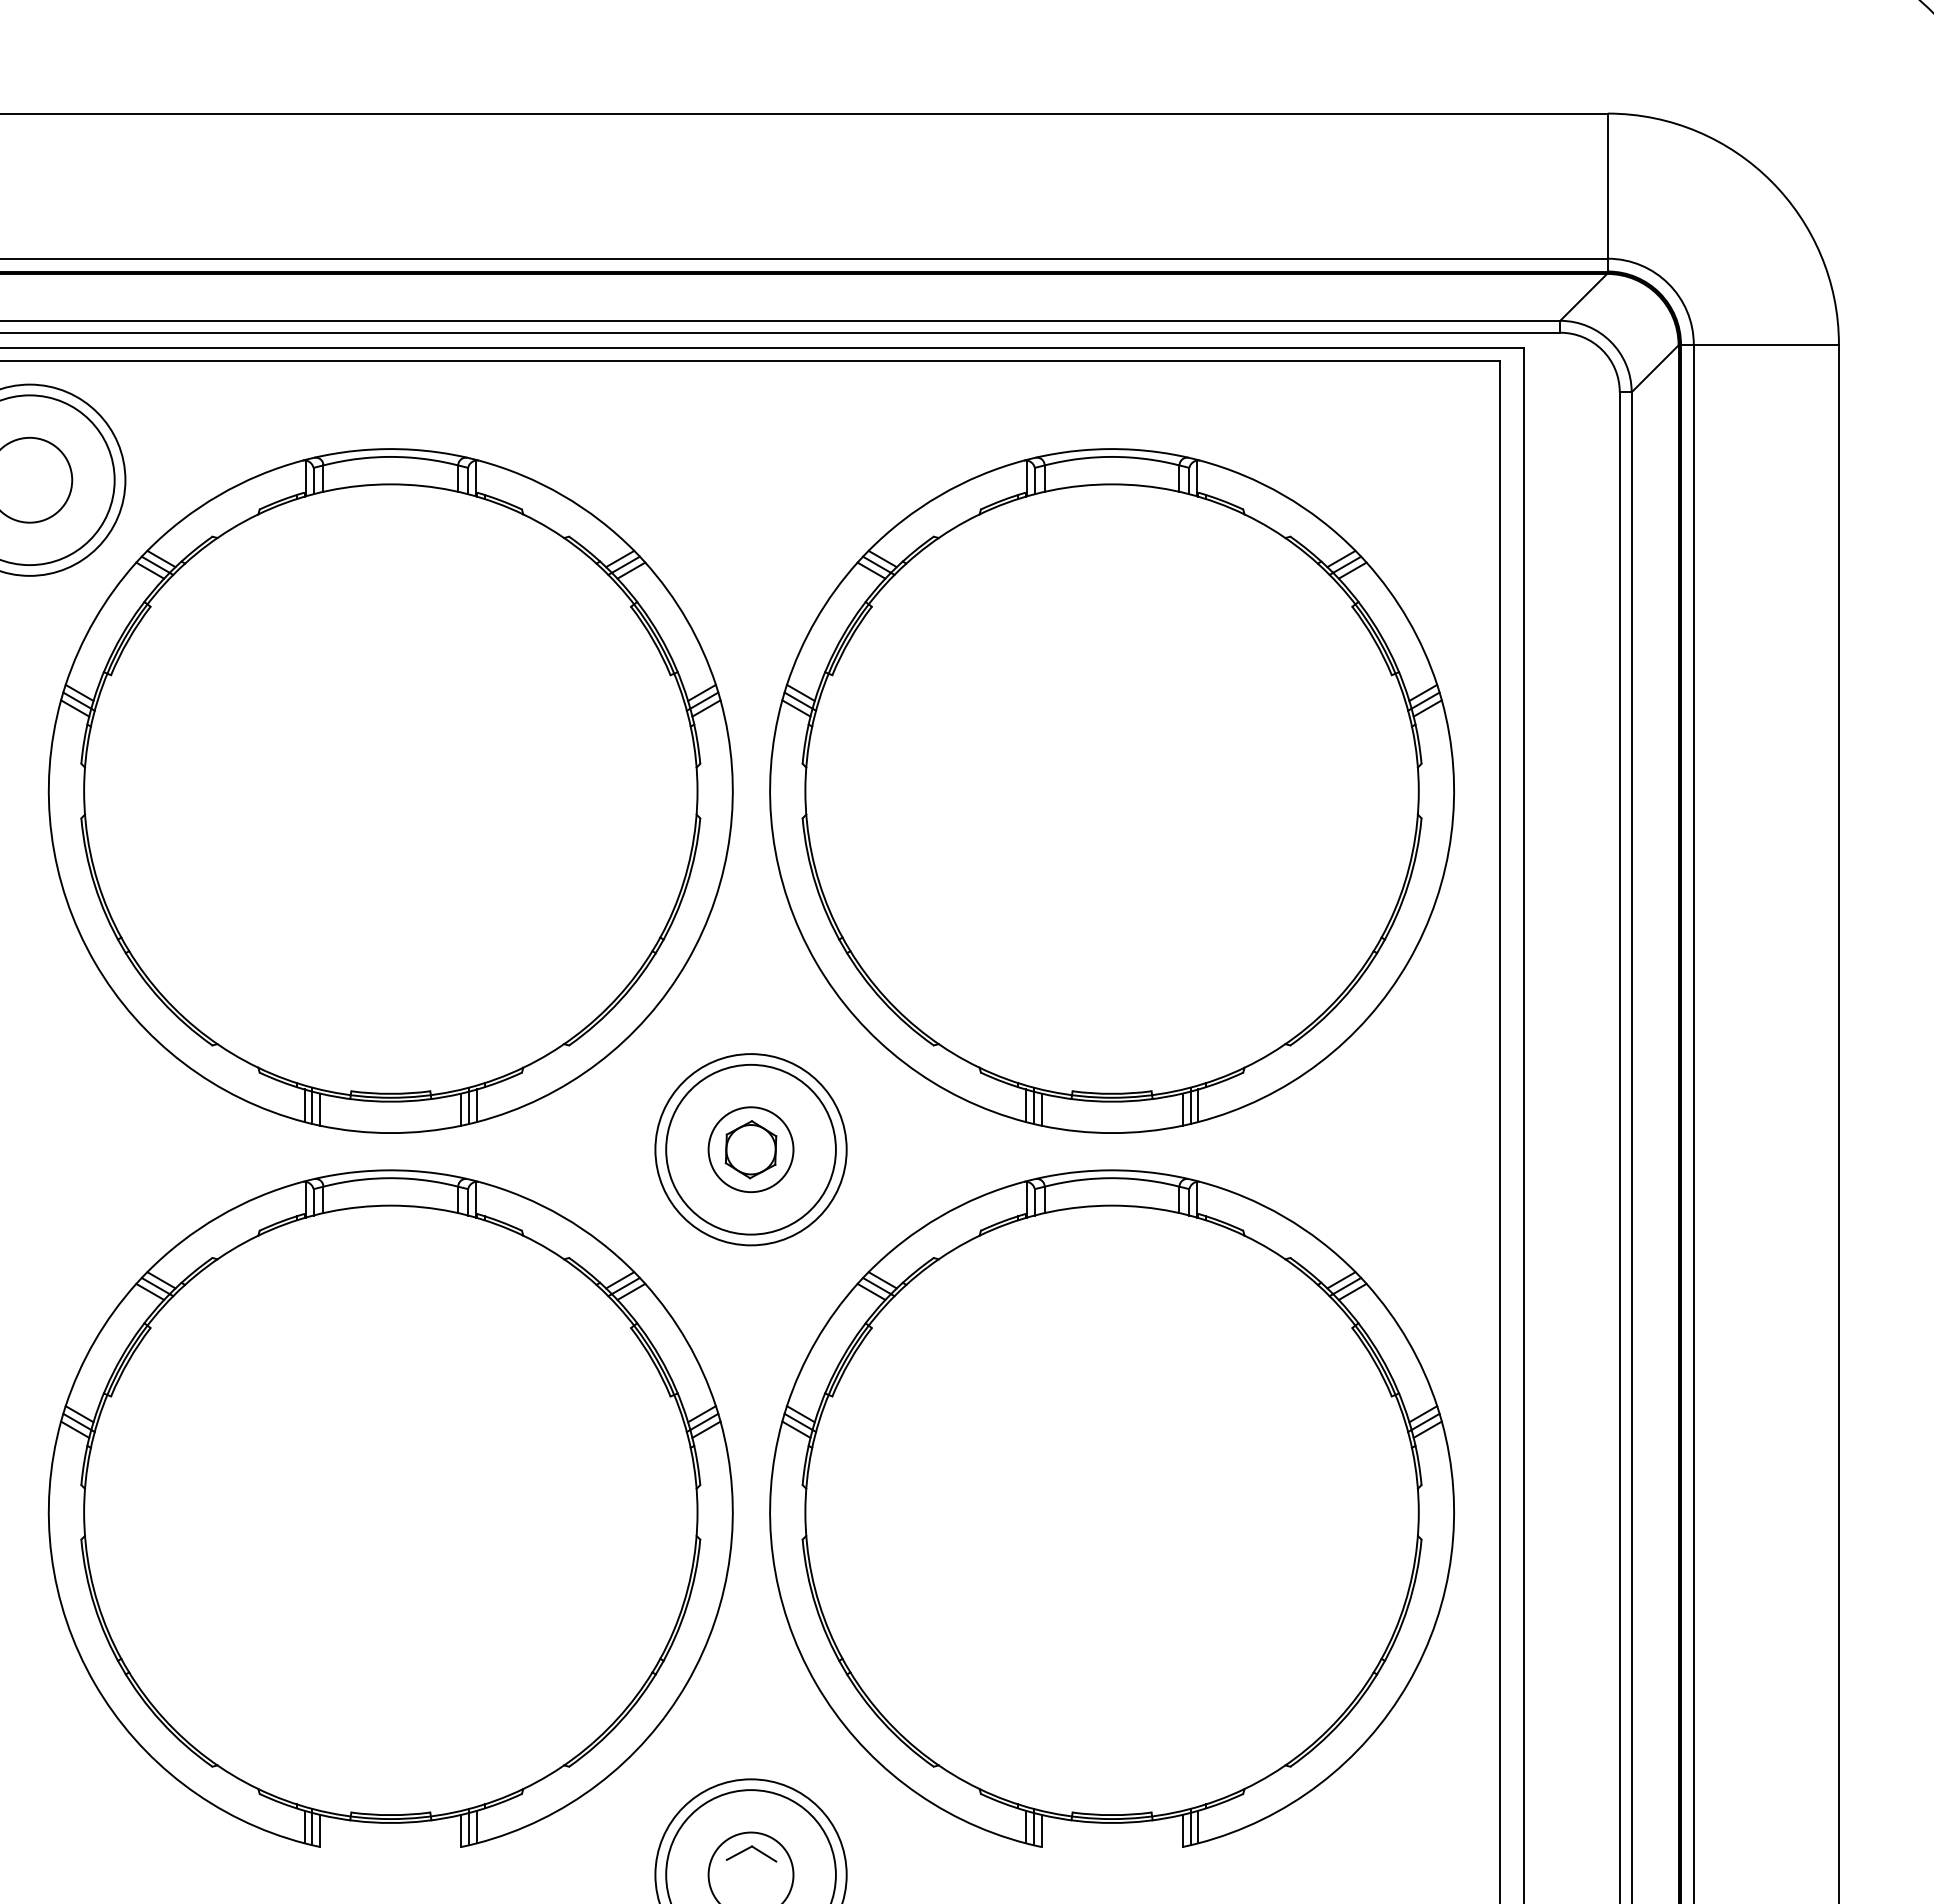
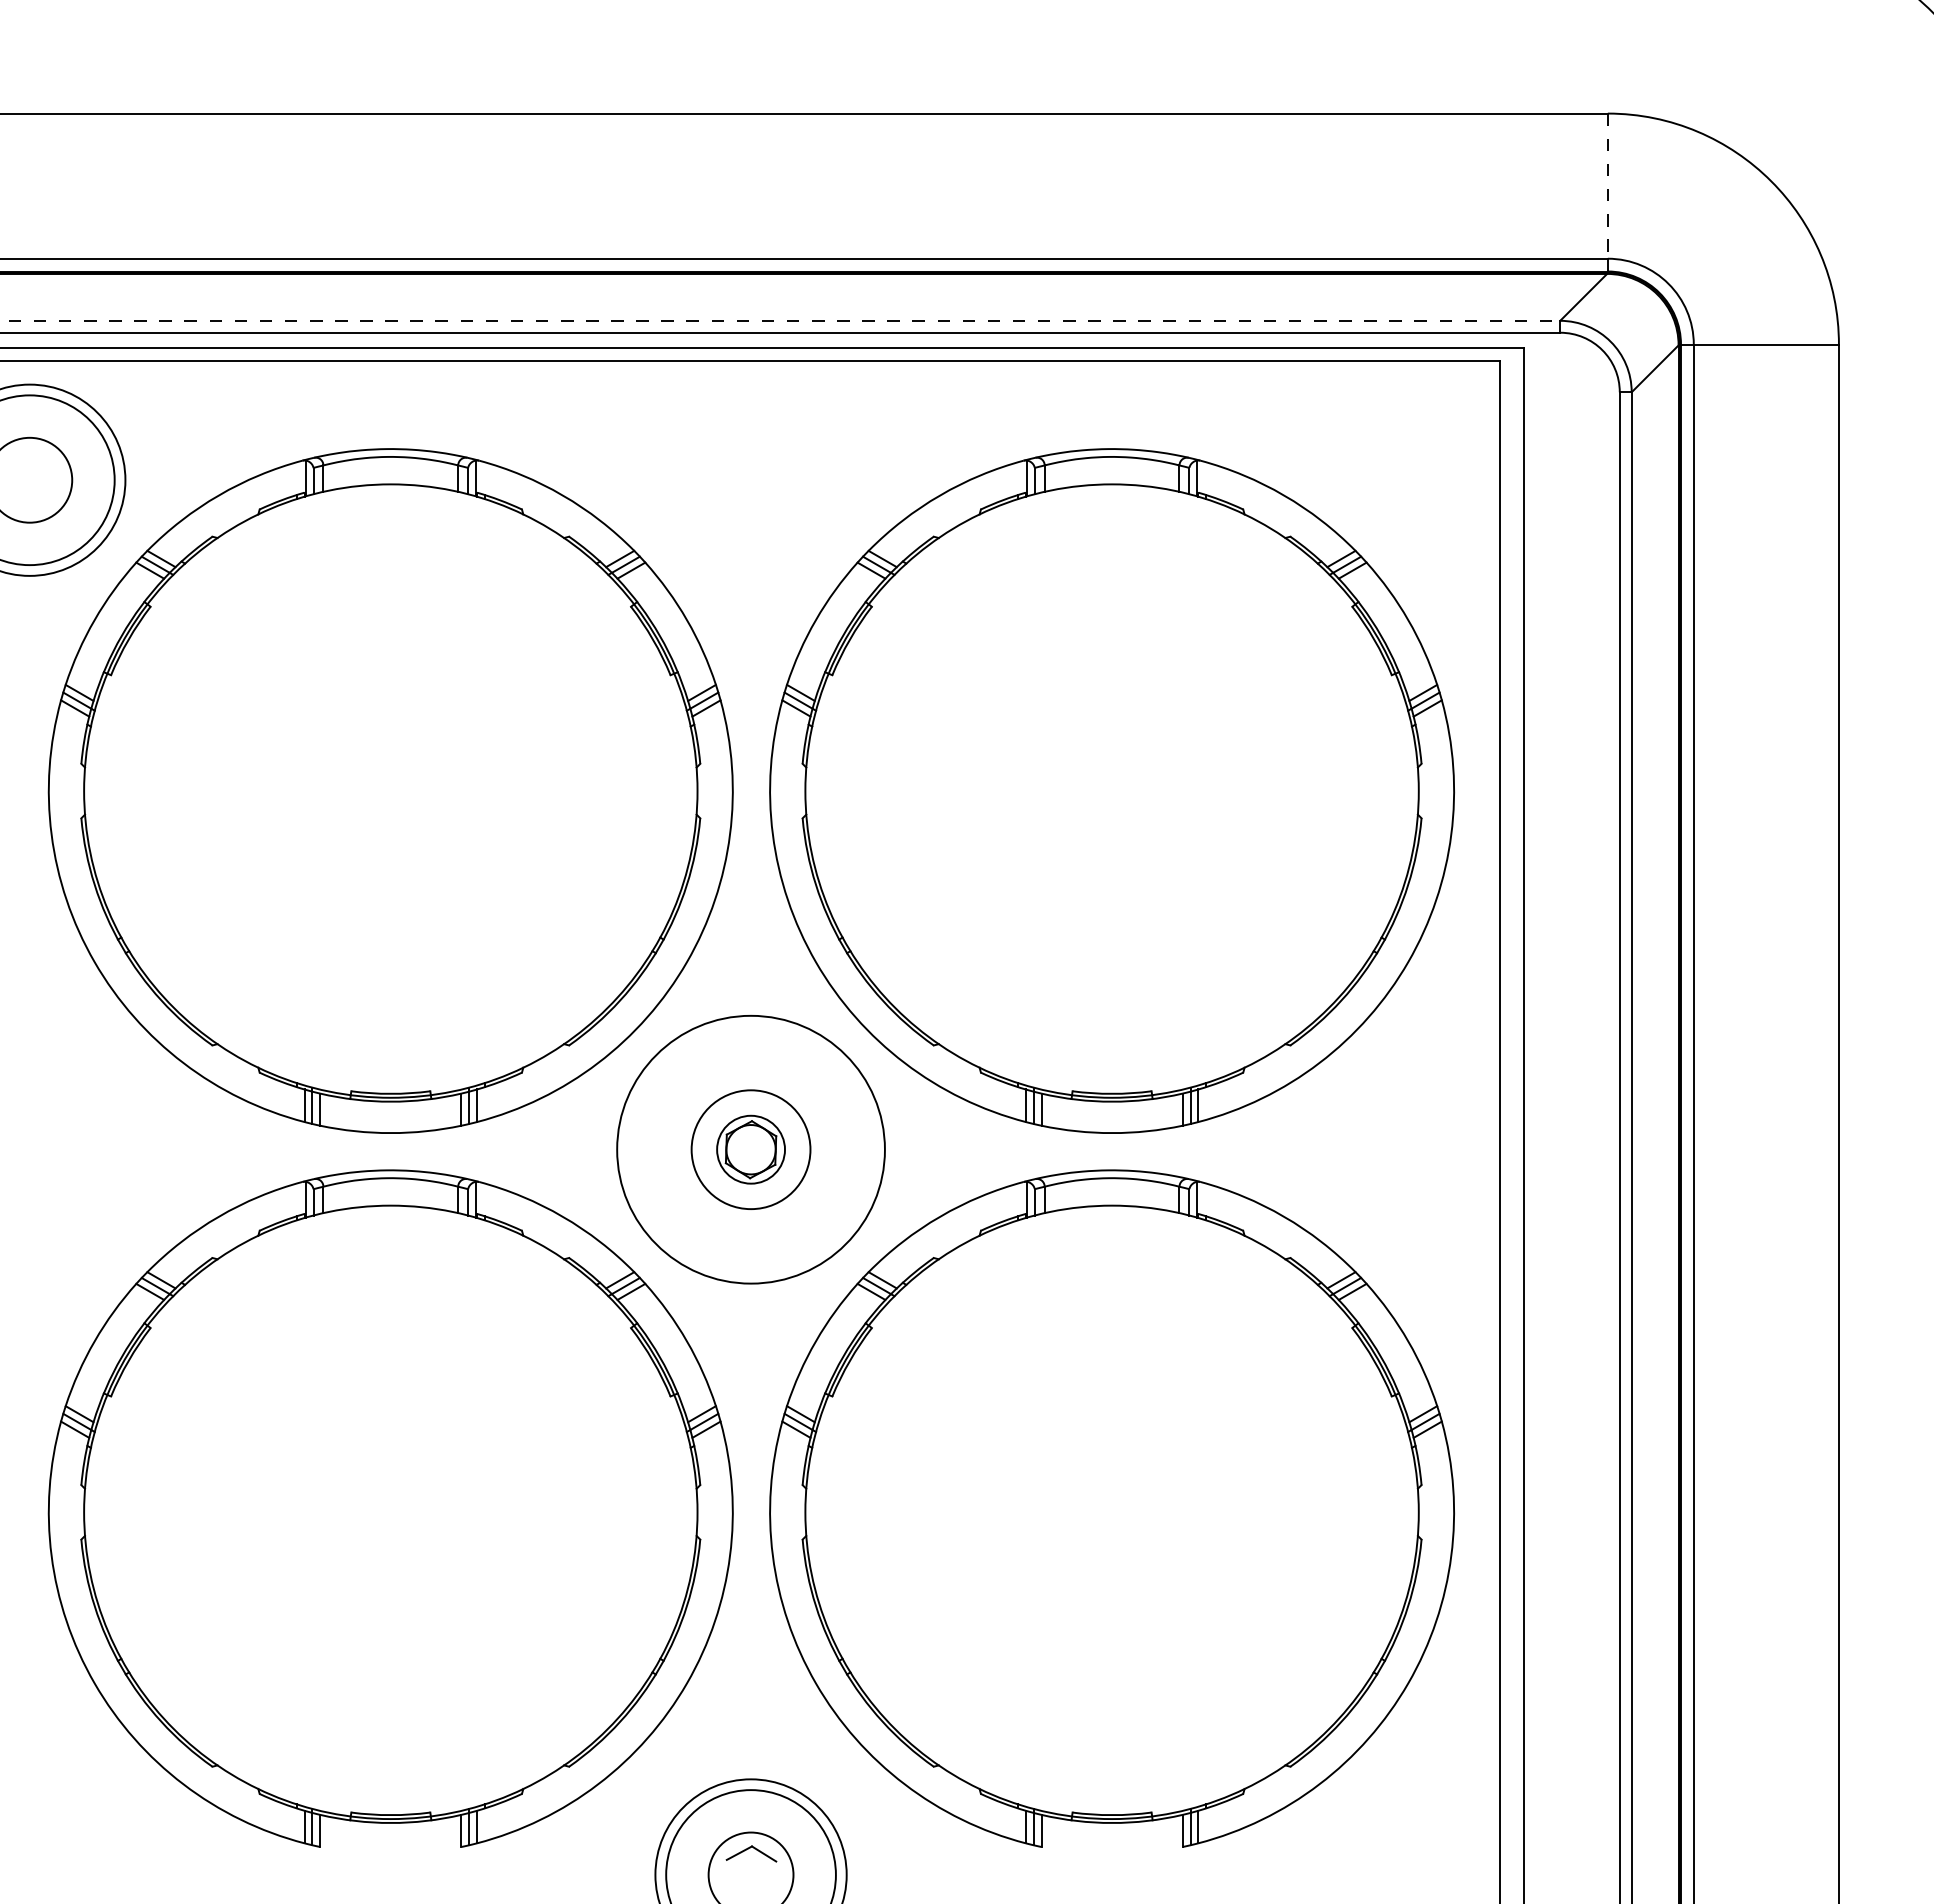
line: solid -> dashed (1607, 186)
line: solid -> dashed (781, 320)
circle diameter: 170 px -> 119 px (750, 1149)
circle diameter: 191 px -> 268 px (750, 1149)
circle diameter: 85 px -> 68 px (751, 1149)
